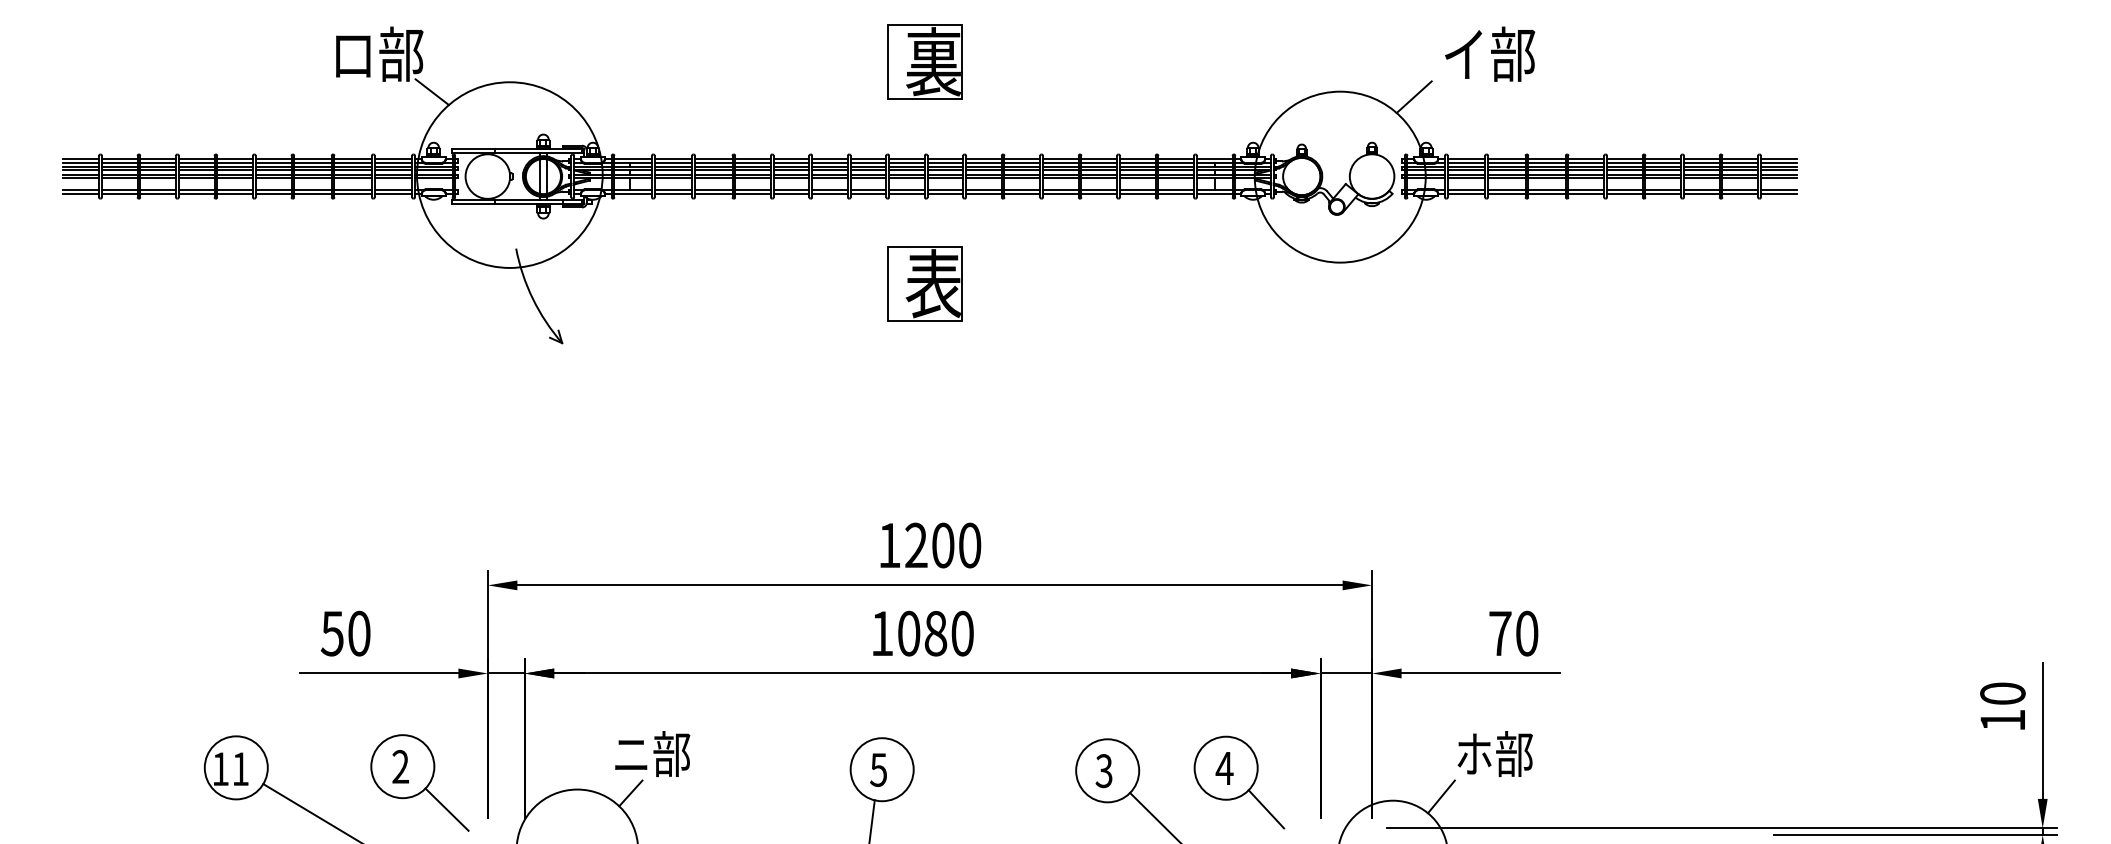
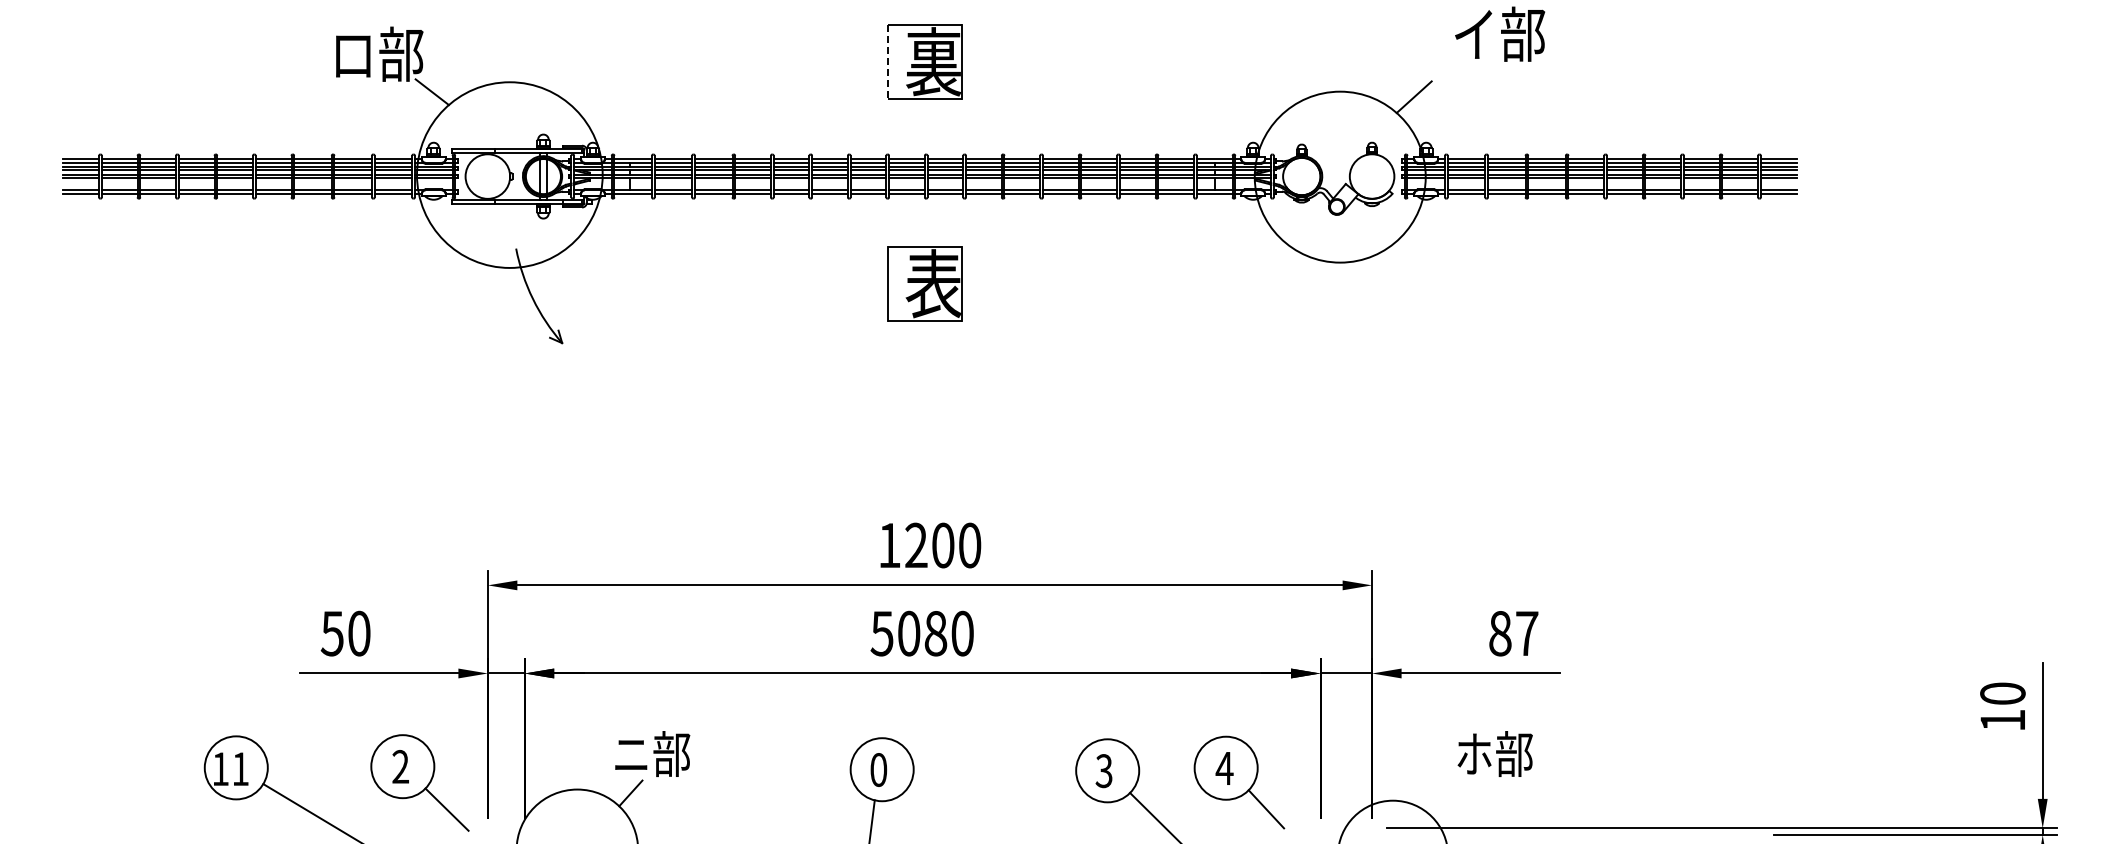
text position: (1490, 53) -> (1500, 33) (1500, 33)
line: solid -> dashed (888, 62)
text: 1080 -> 5080 (881, 633)
text: 70 -> 87 (1513, 633)
text: 5 -> 0 (878, 769)
line: present -> none (1441, 796)
